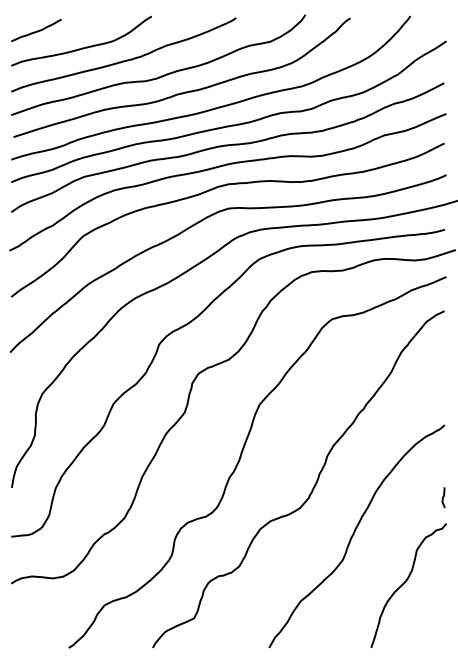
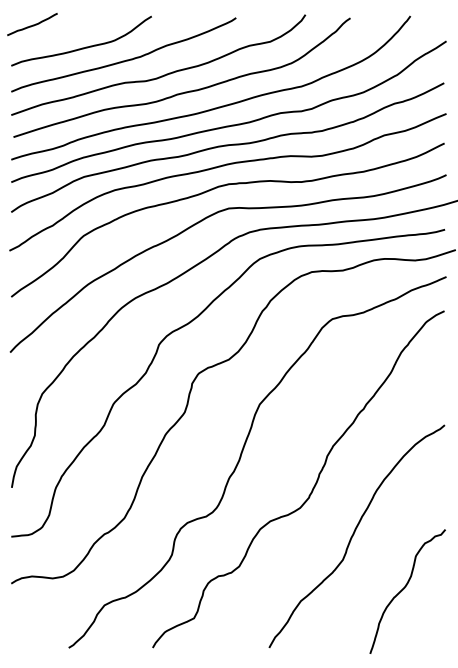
curve position: (36, 30) -> (32, 24) (32, 24)
line: present -> none (443, 497)
curve position: (406, 582) -> (405, 588) (405, 588)
